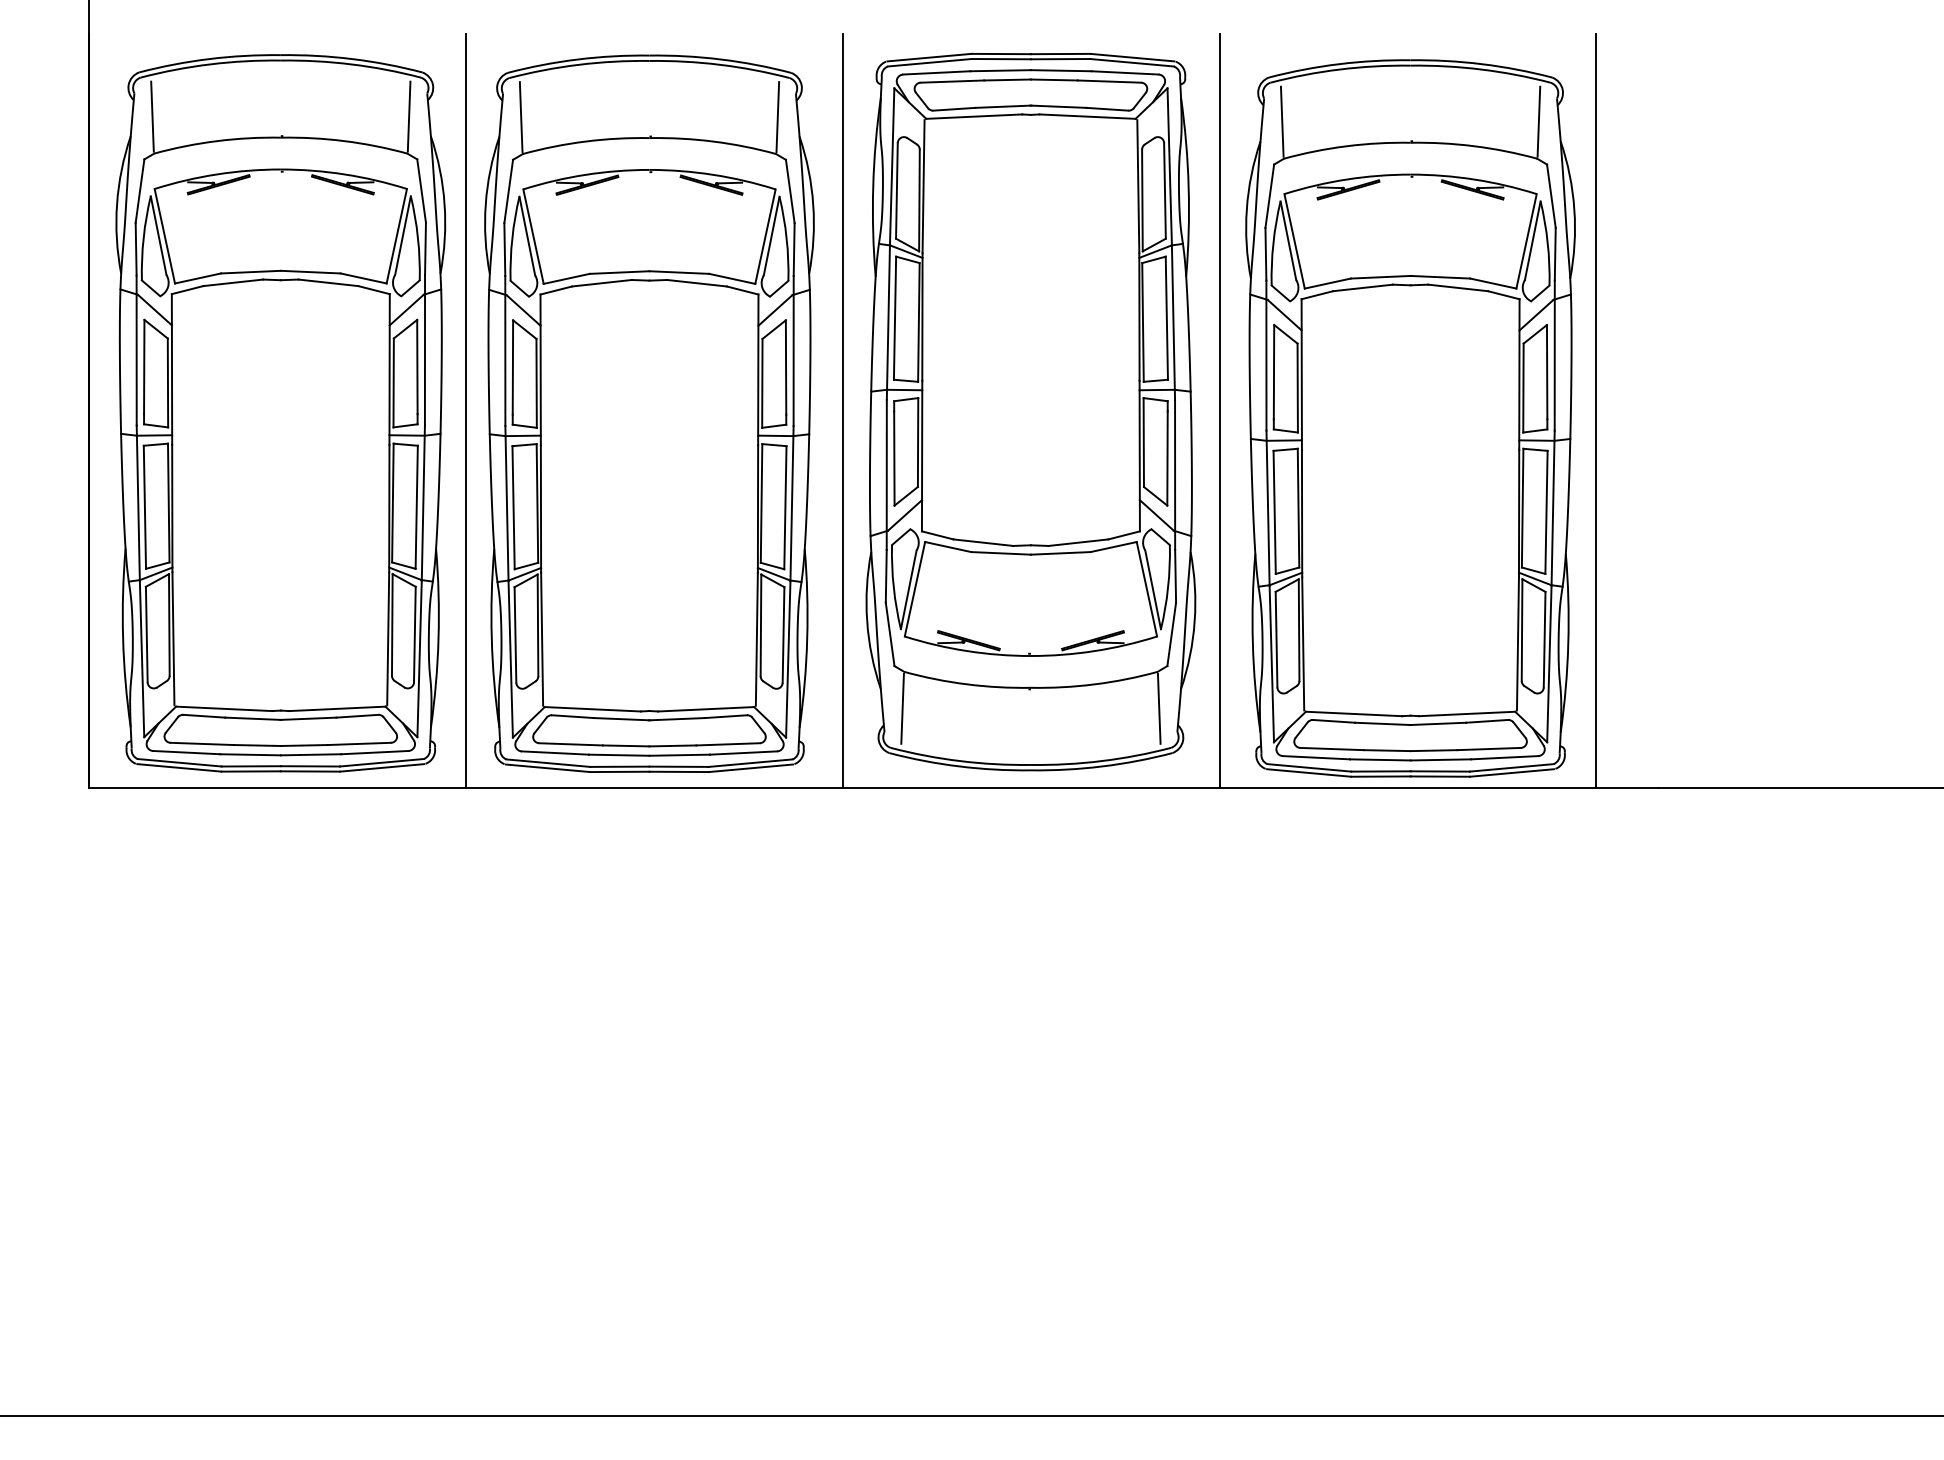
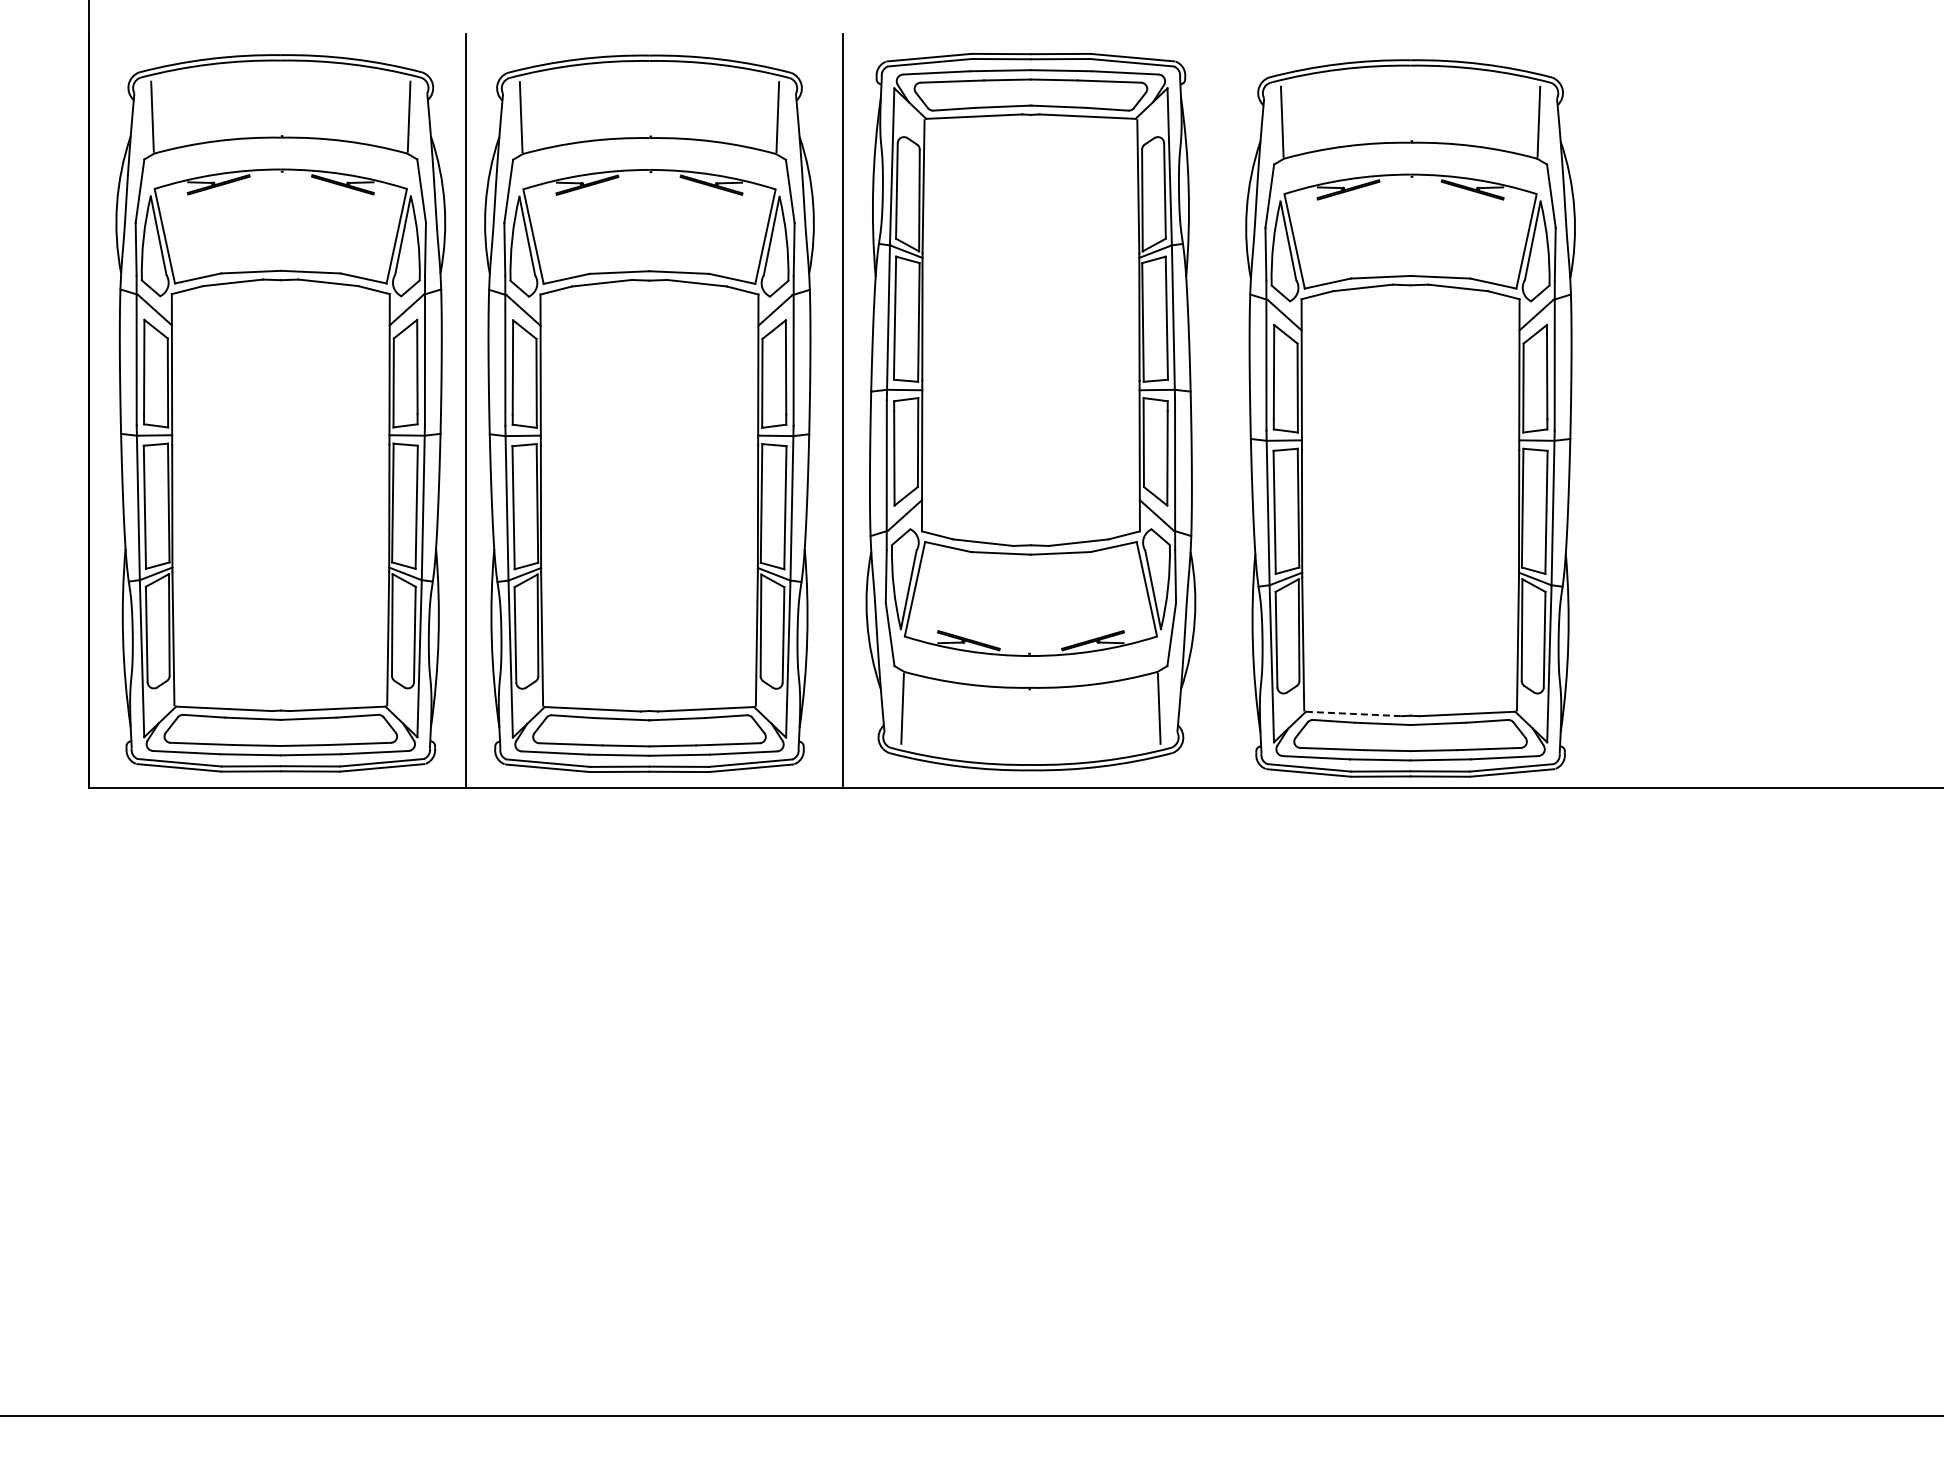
line: present -> none (1219, 410)
line: present -> none (1596, 410)
line: solid -> dashed (1354, 713)
